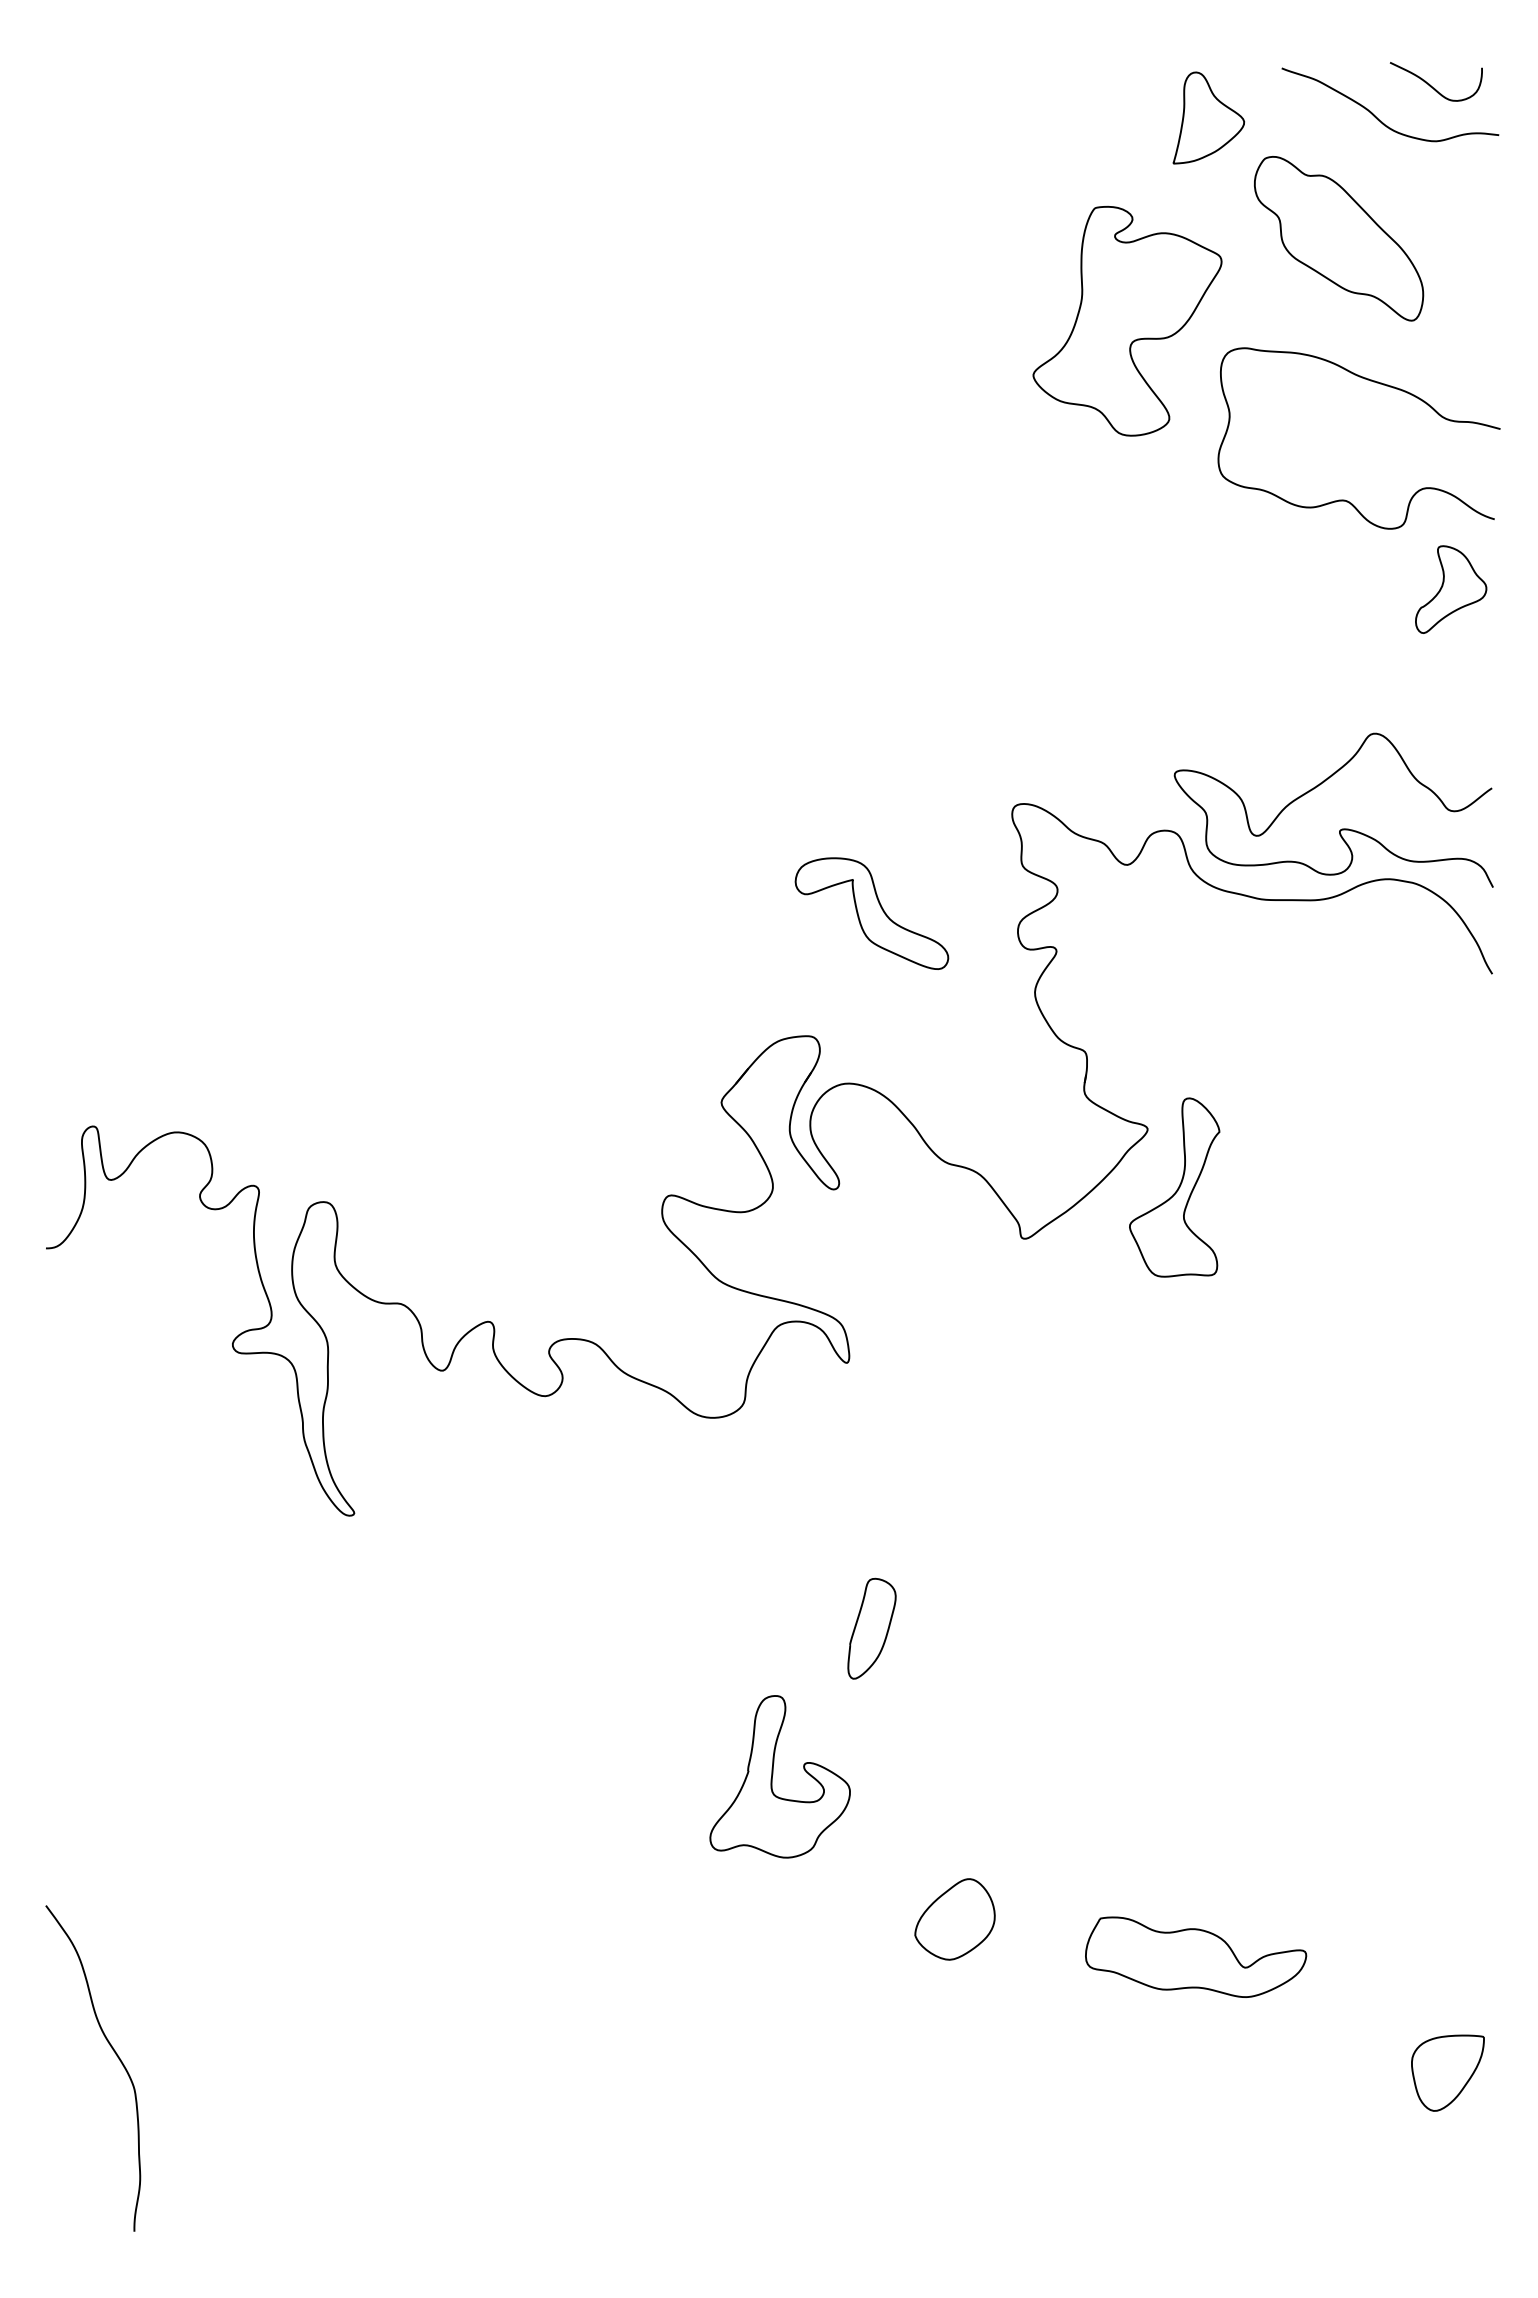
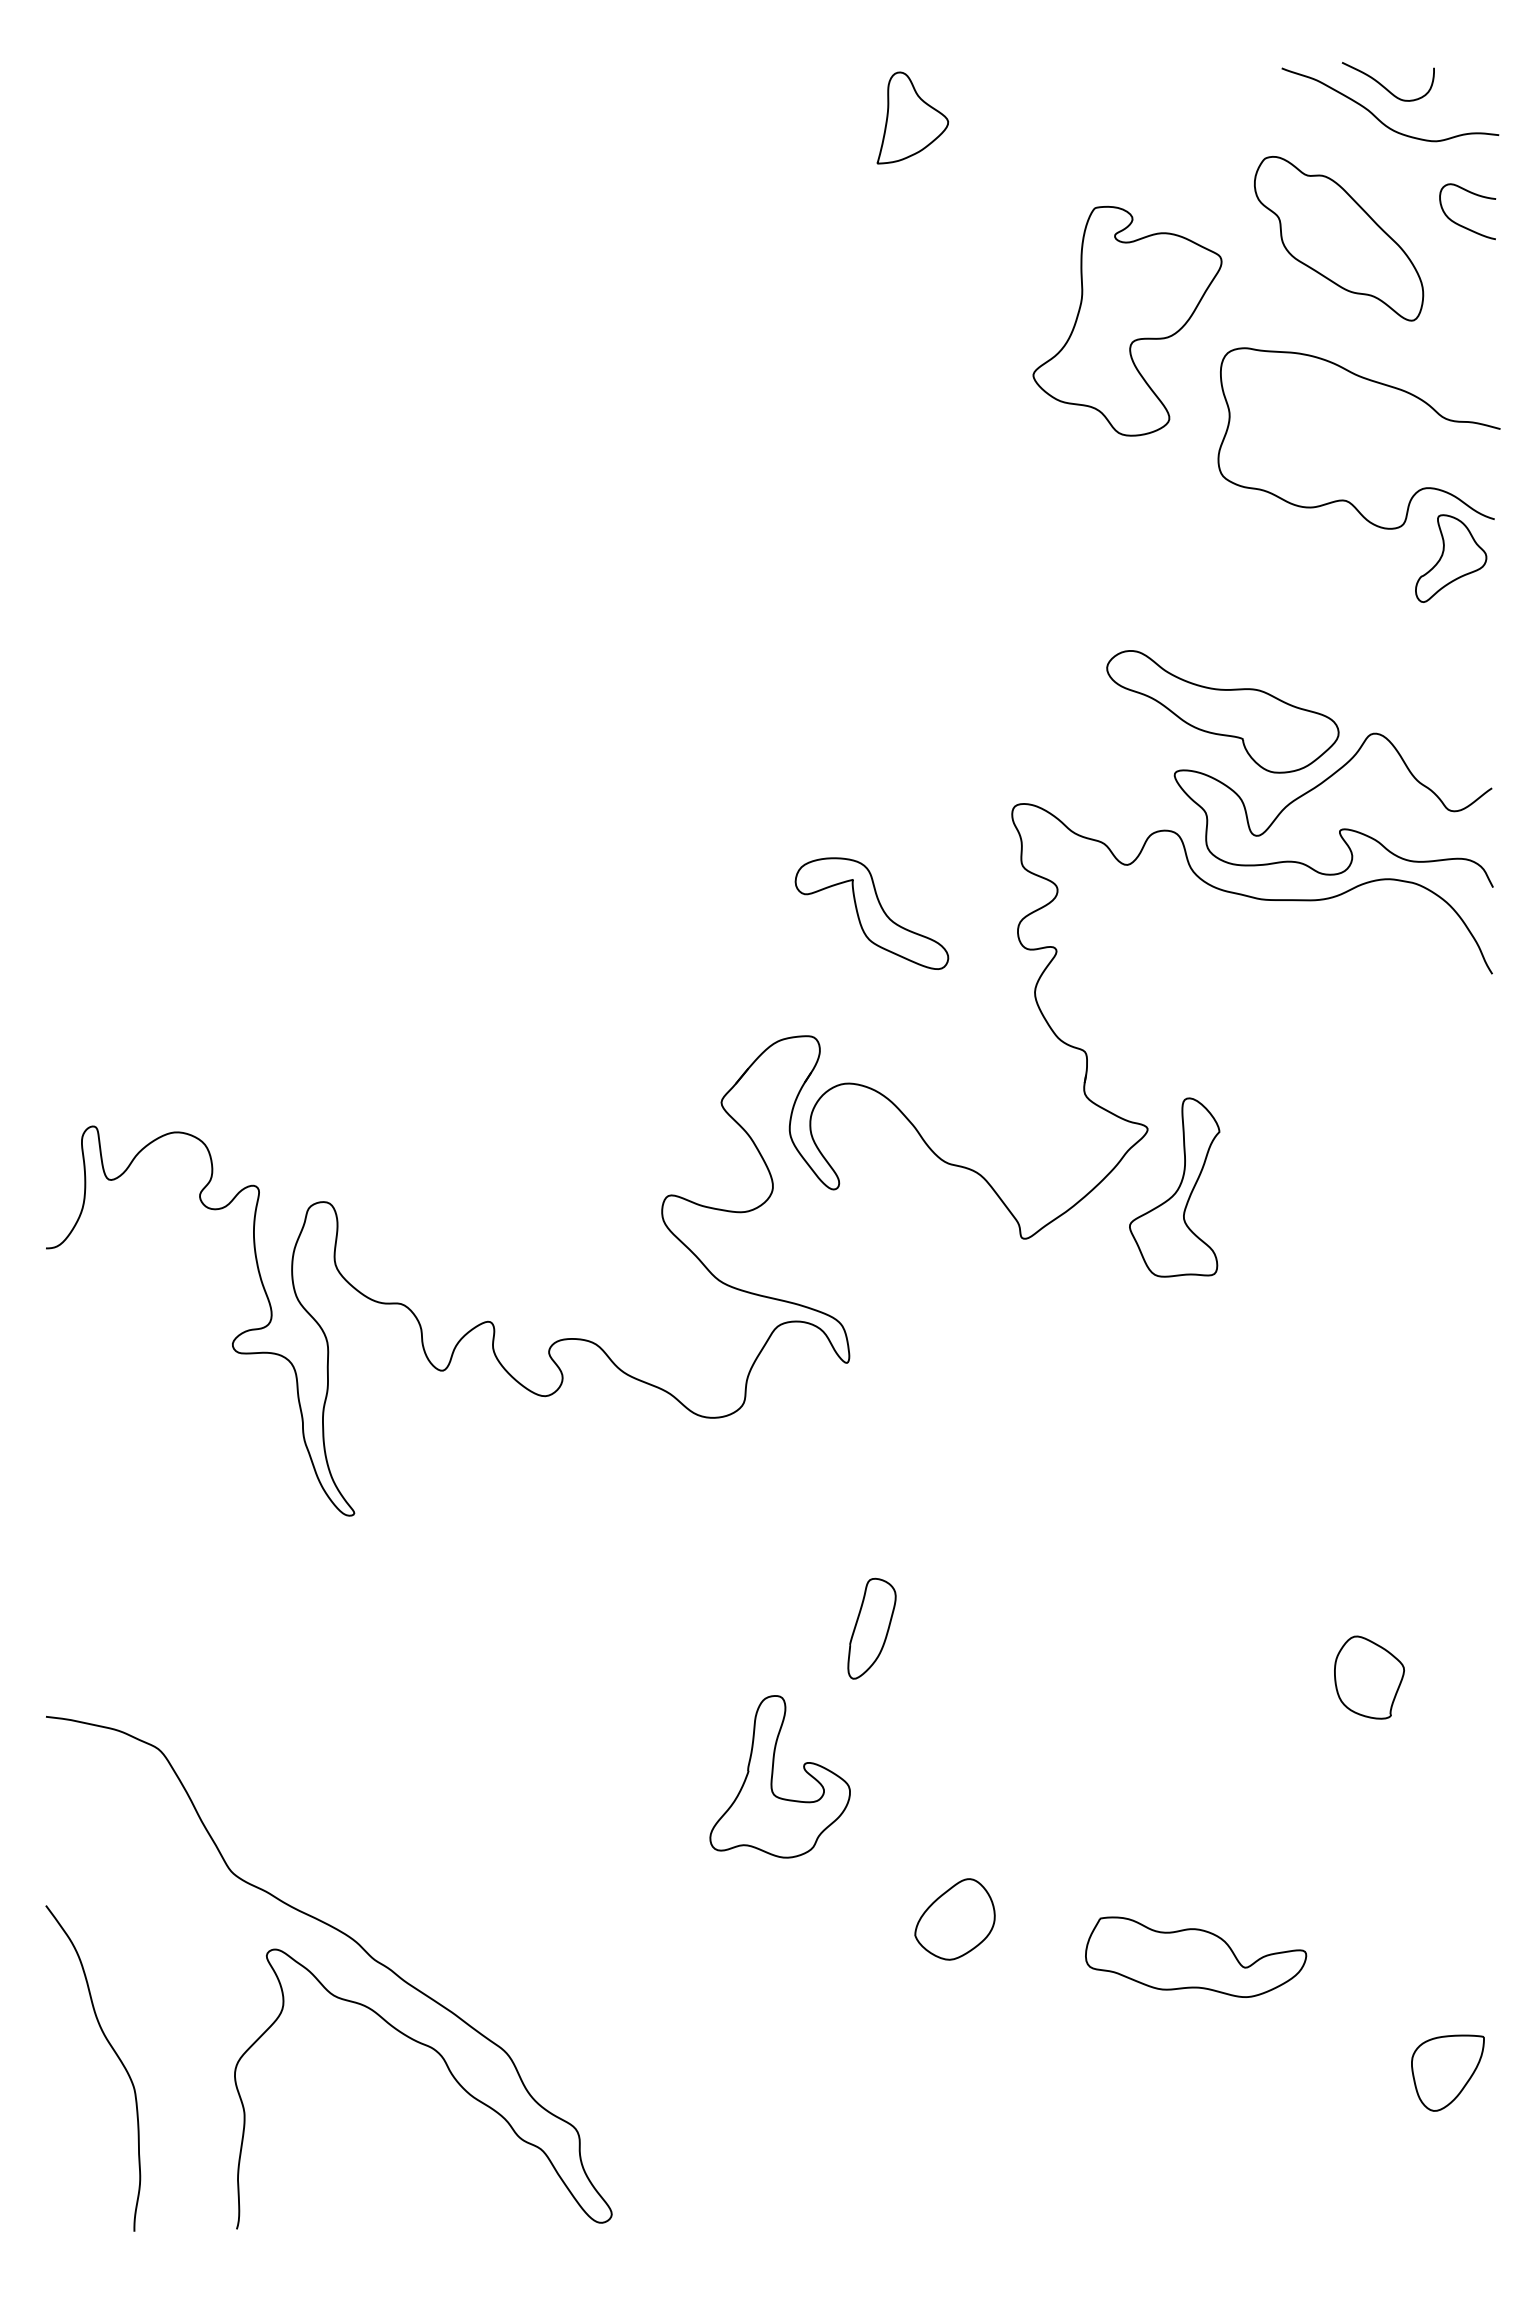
curve position: (1431, 85) -> (1383, 85) (1383, 85)
part position: (1208, 117) -> (912, 117) (912, 117)
curve: none -> present (1460, 224)
part position: (1451, 589) -> (1451, 558) (1451, 558)
part: none -> present (1222, 711)
part: none -> present (1369, 1677)
curve: none -> present (320, 1981)
